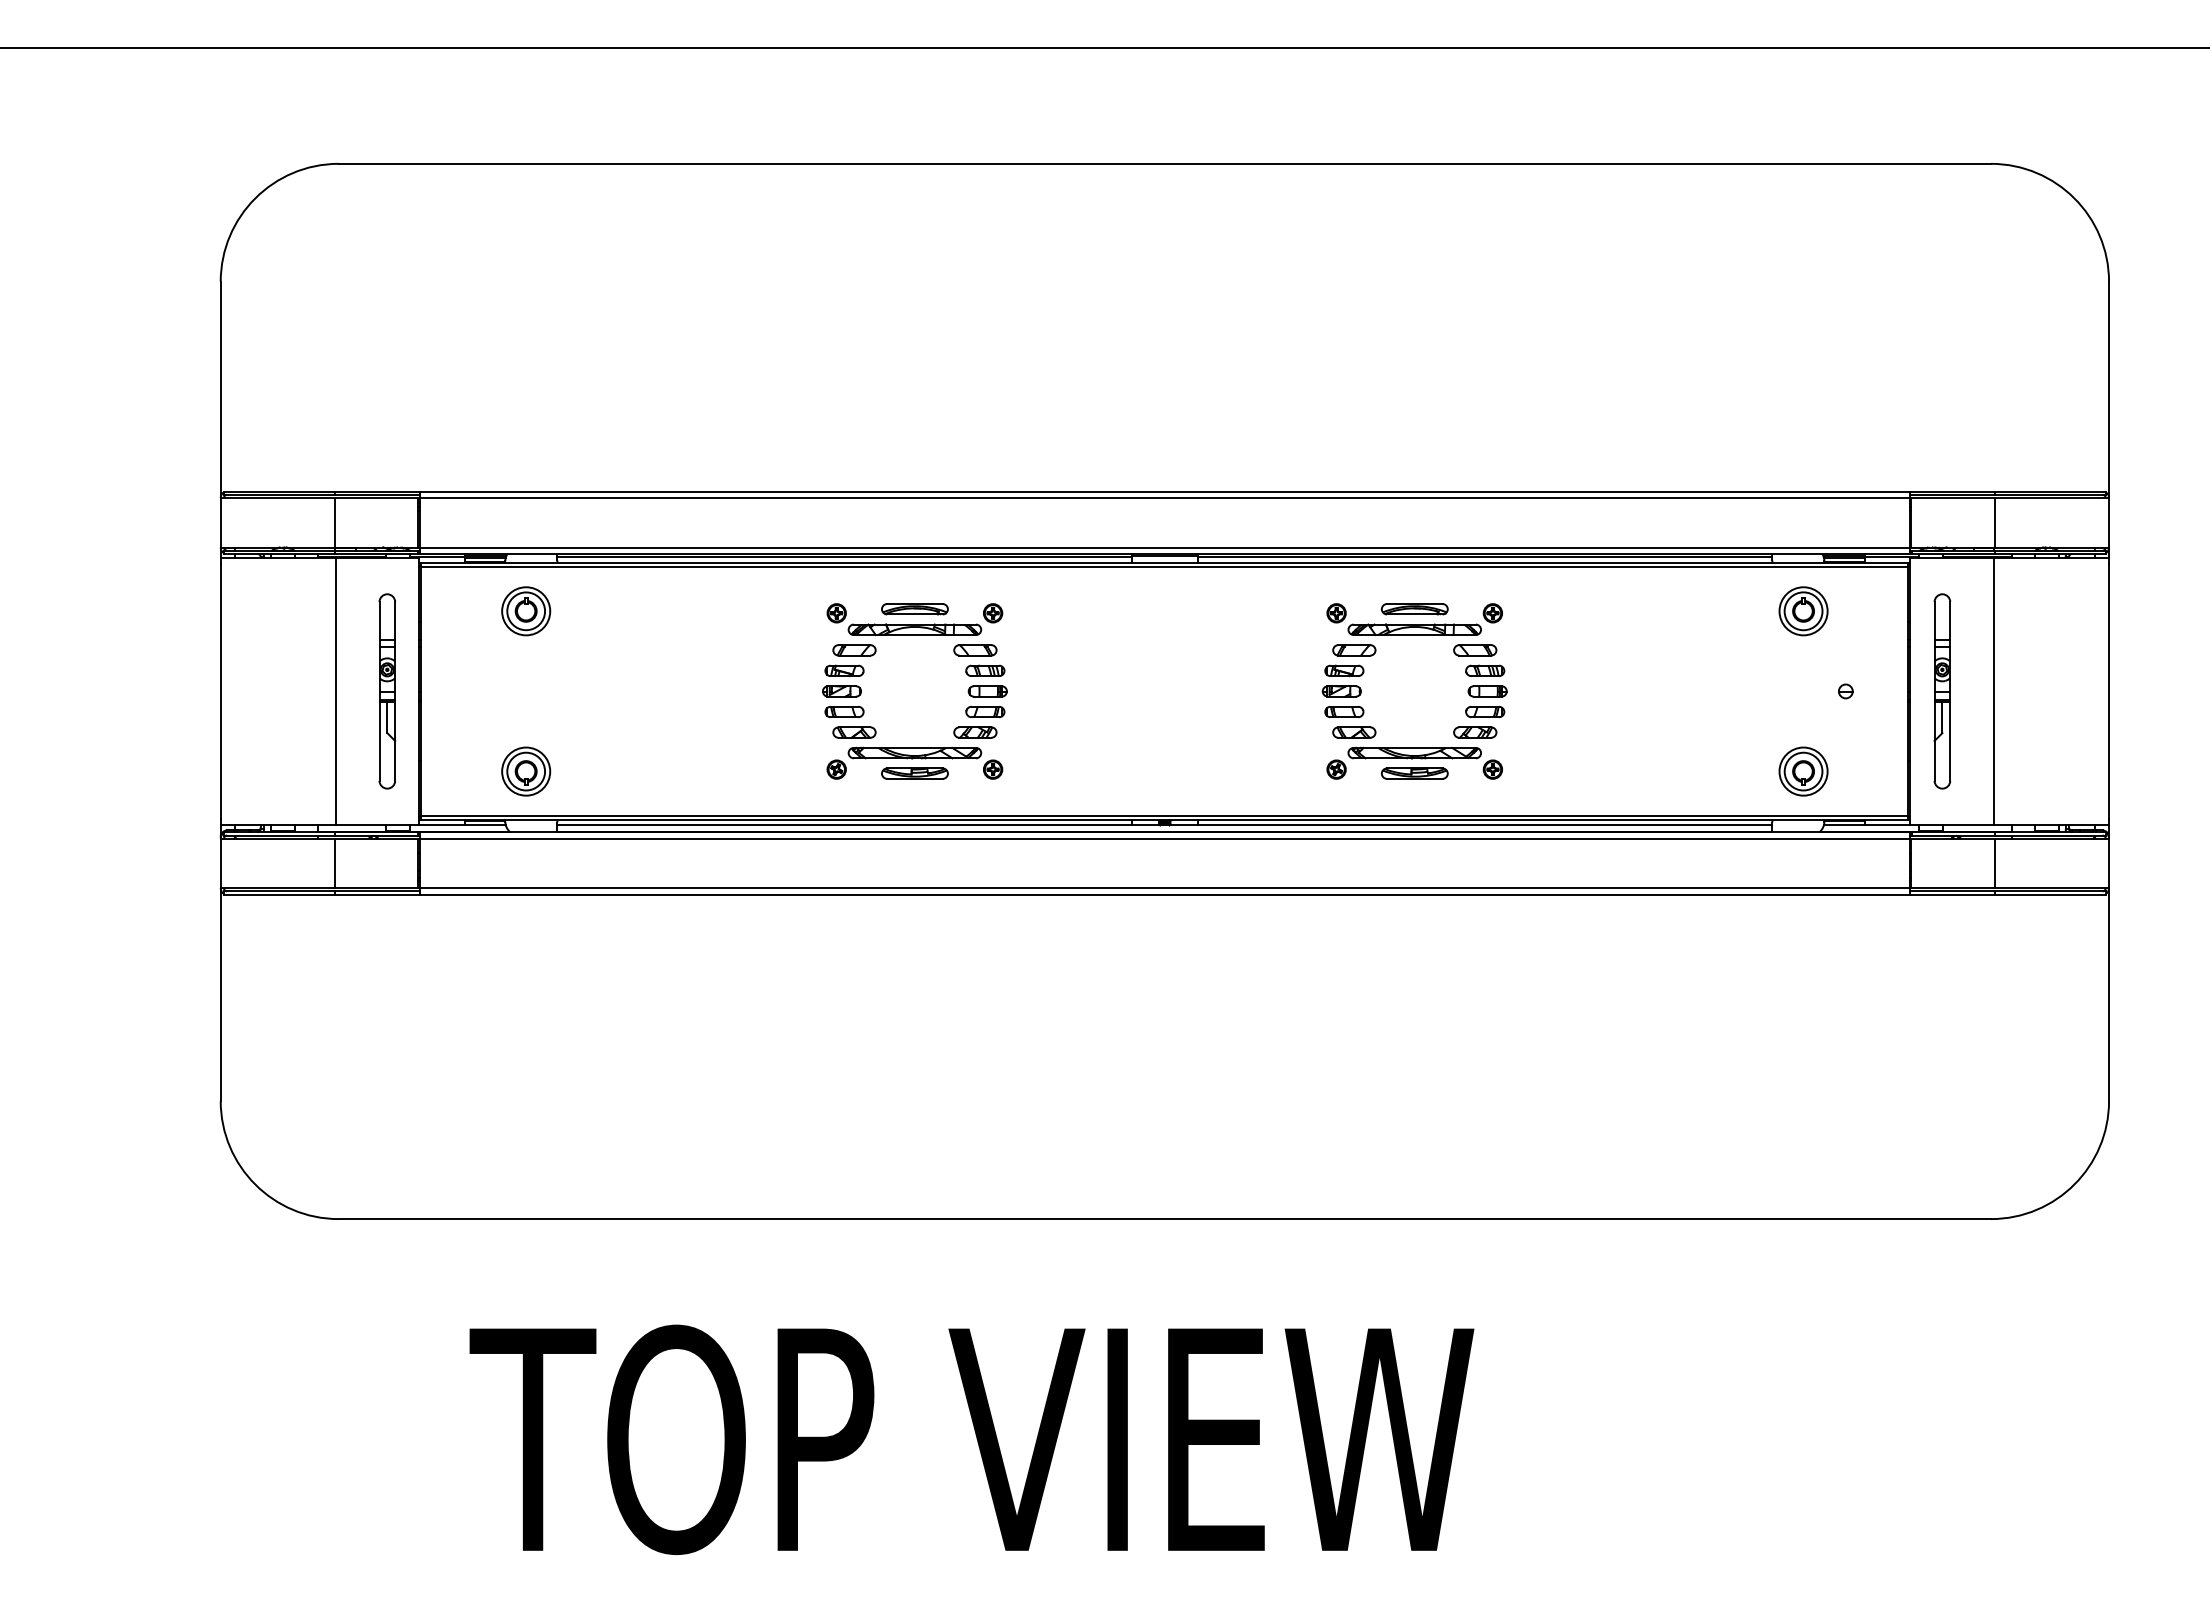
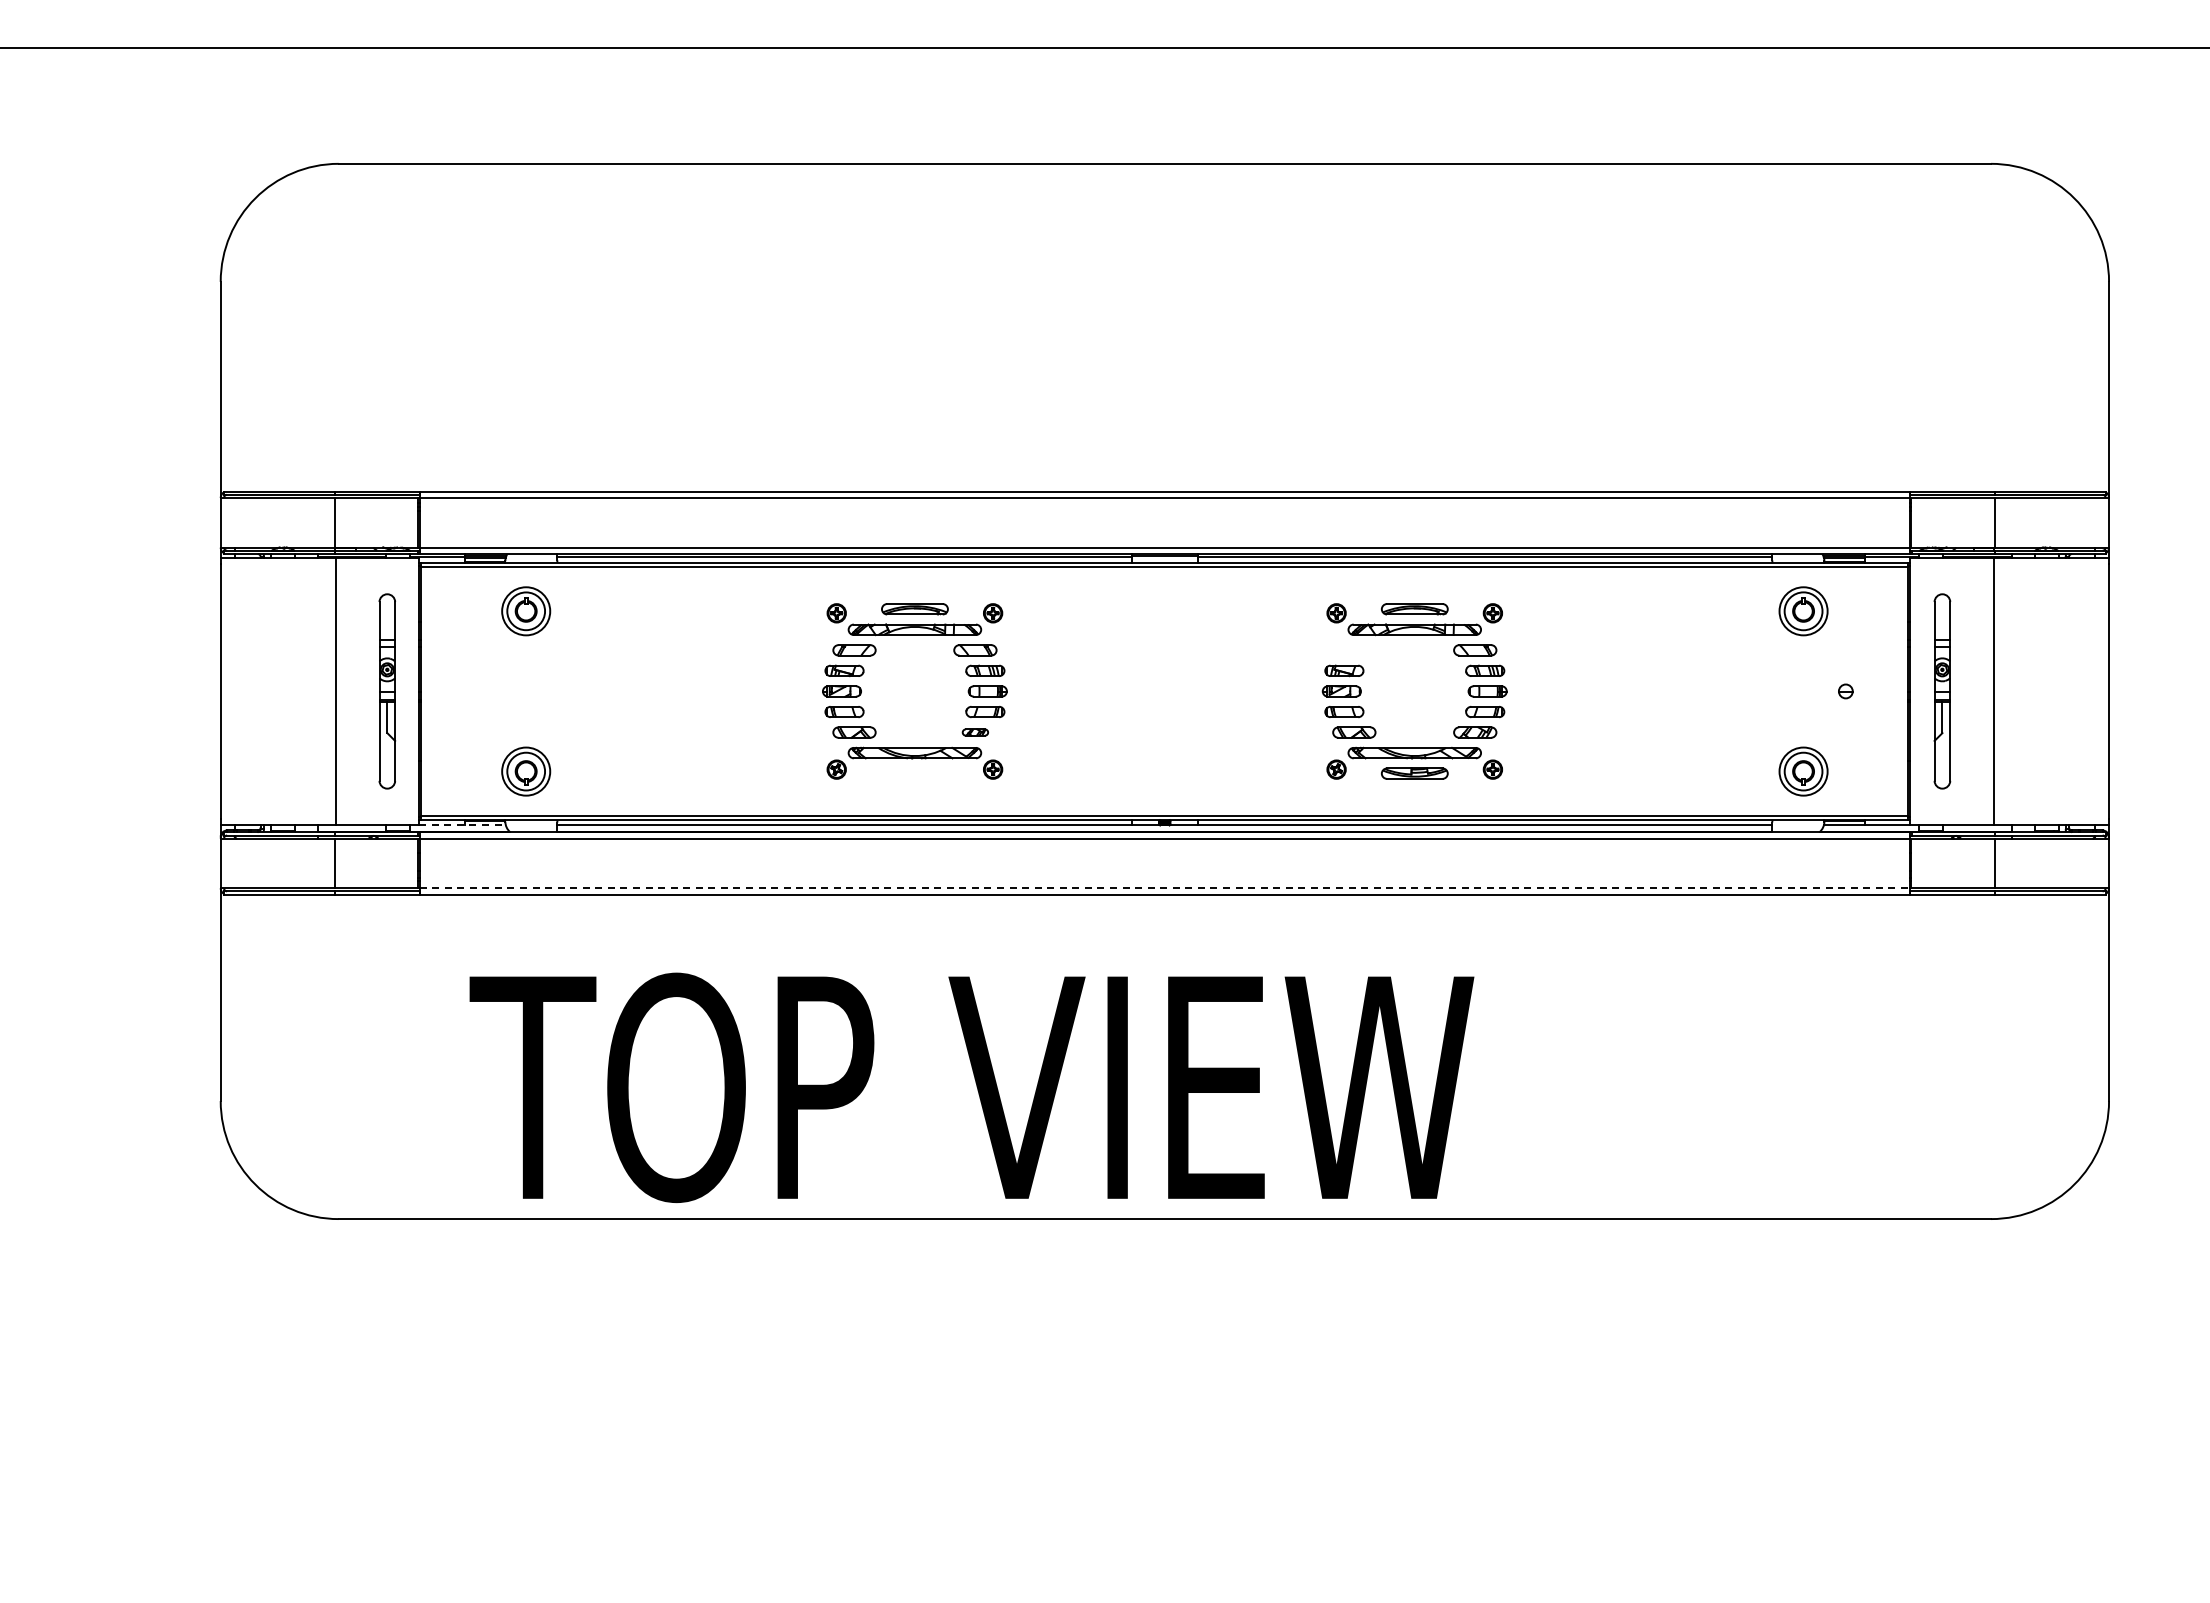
part: present -> none (1354, 650)
part size: 45x13 px -> 28x9 px (974, 732)
part: present -> none (914, 773)
line: solid -> dashed (463, 825)
line: solid -> dashed (1165, 888)
text position: (971, 1439) -> (971, 1087) (971, 1087)
